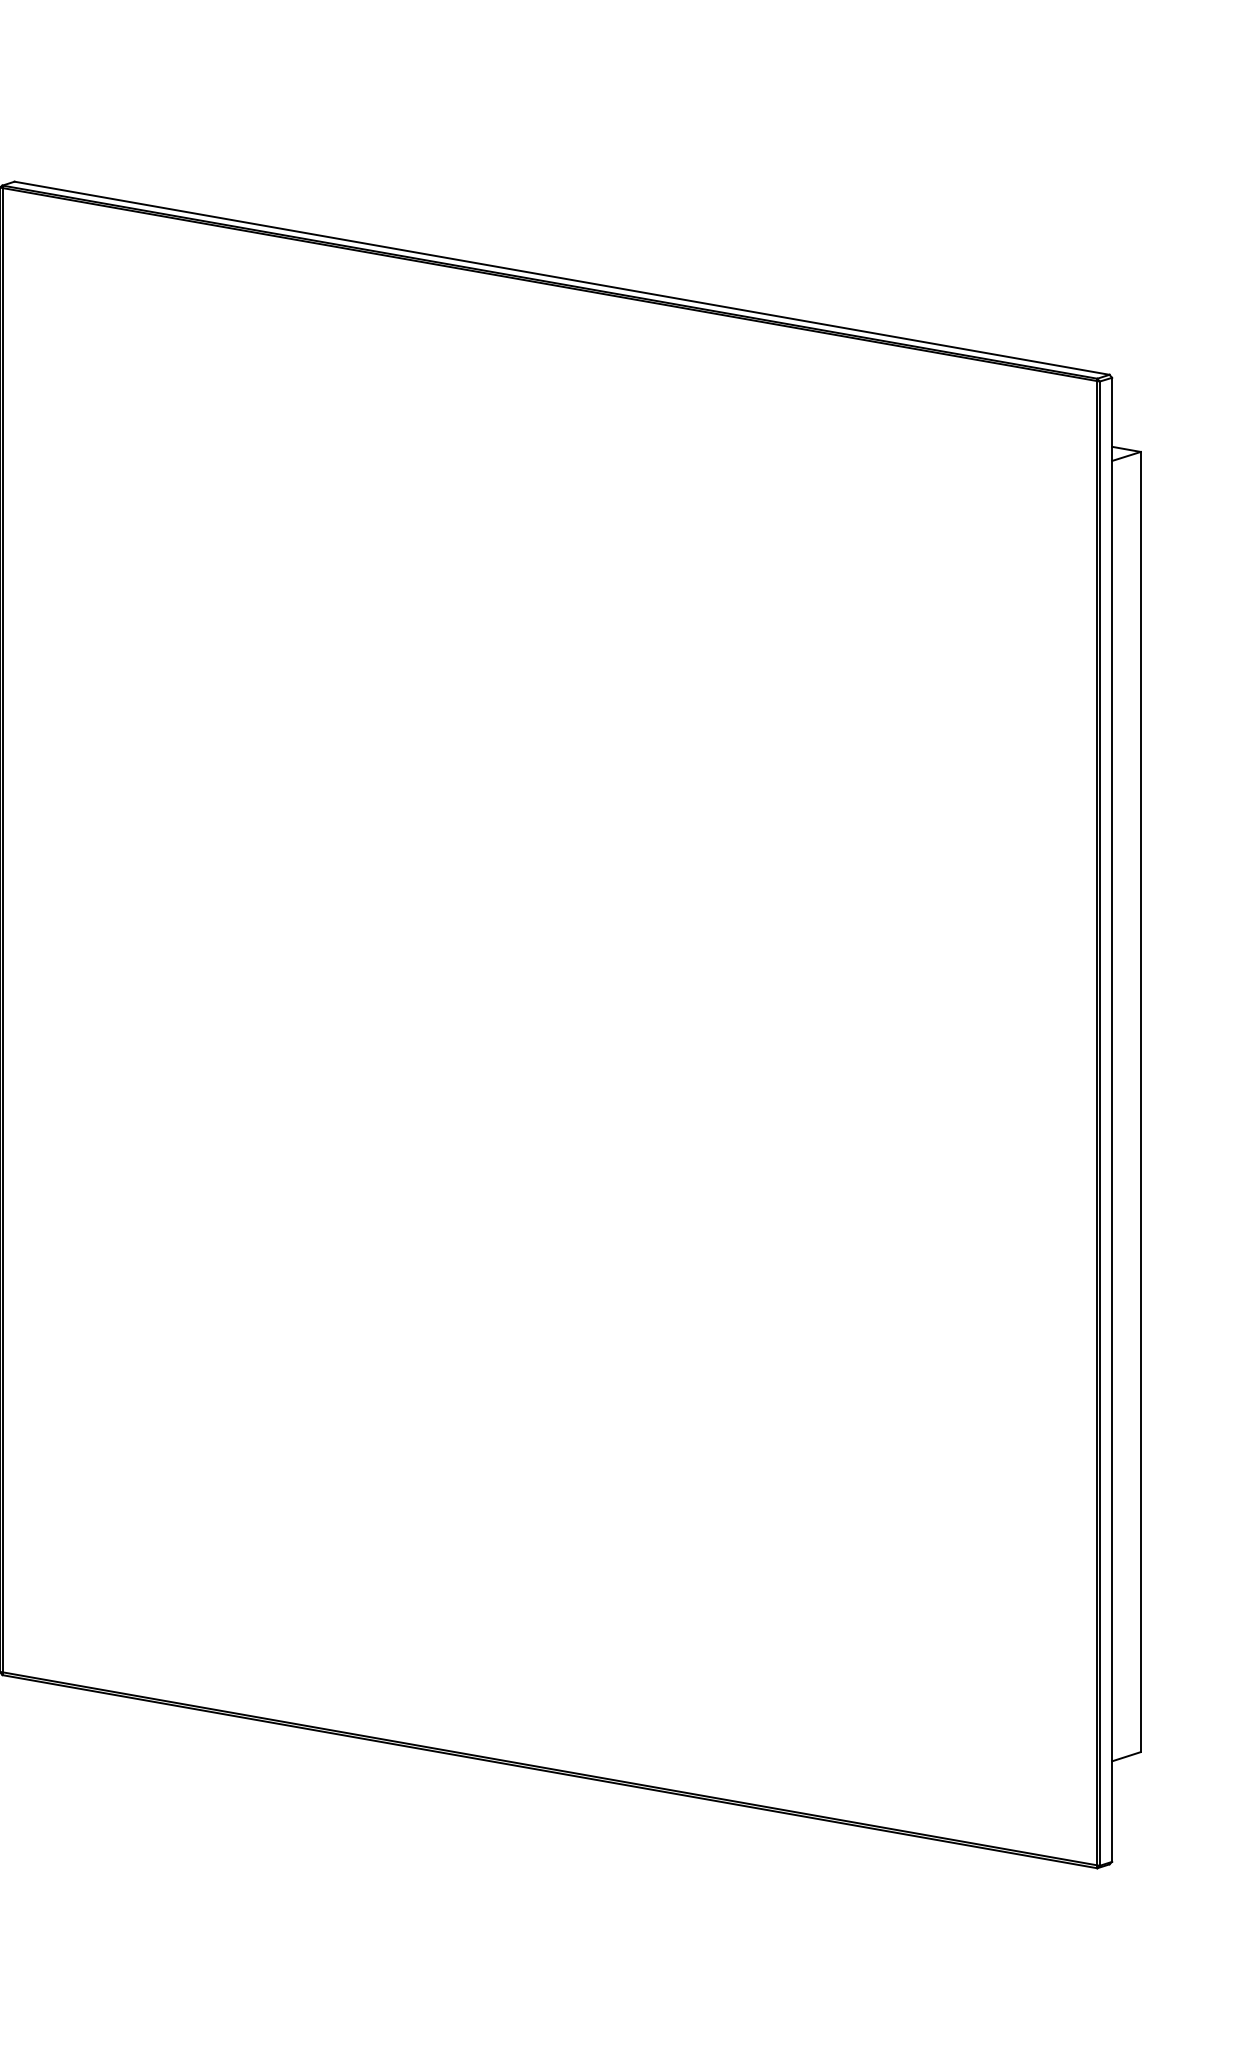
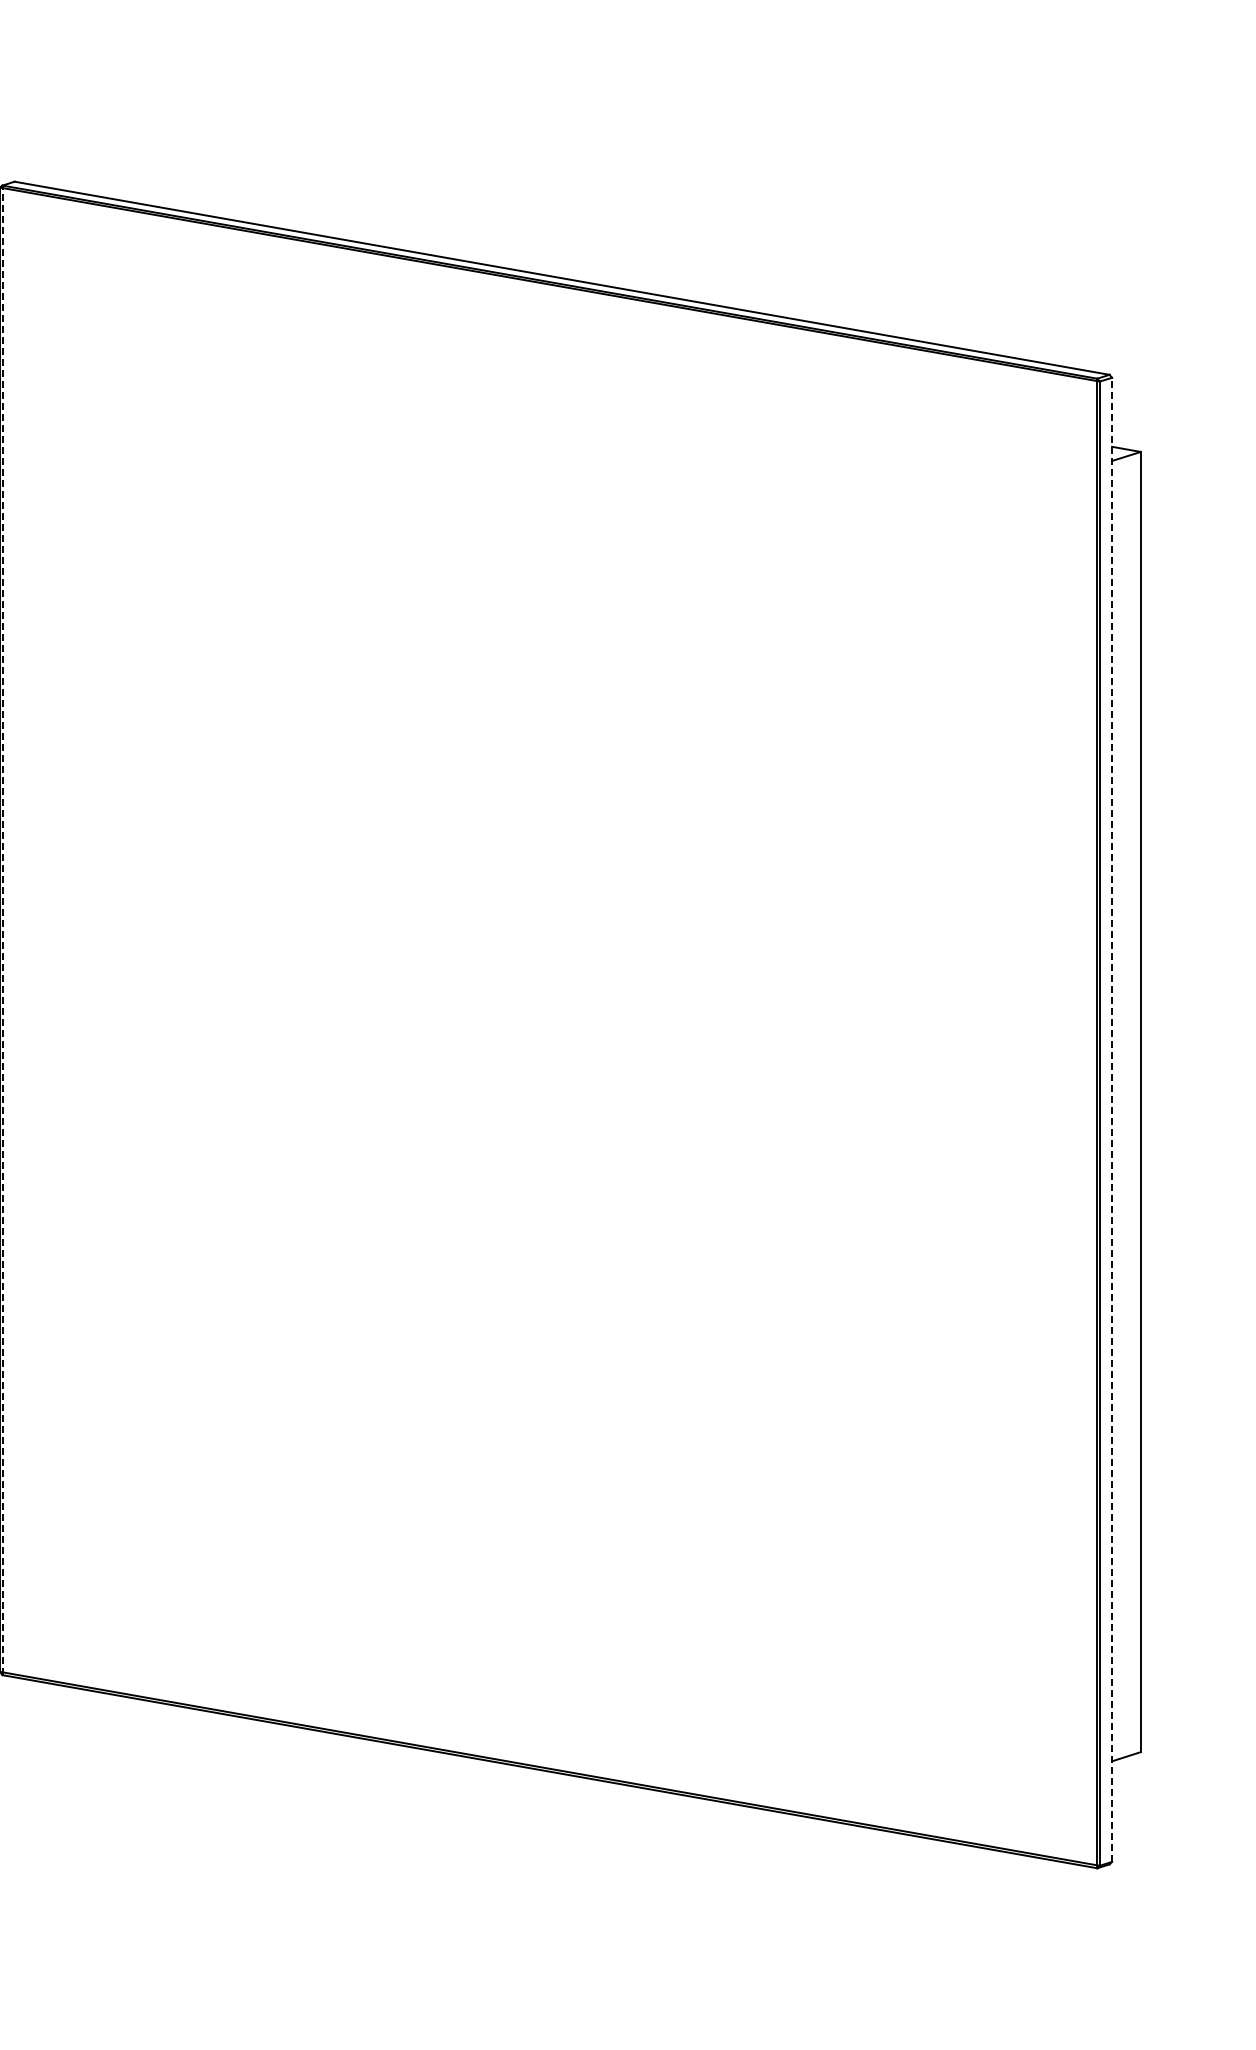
line: solid -> dashed (2, 930)
line: solid -> dashed (1112, 1119)
